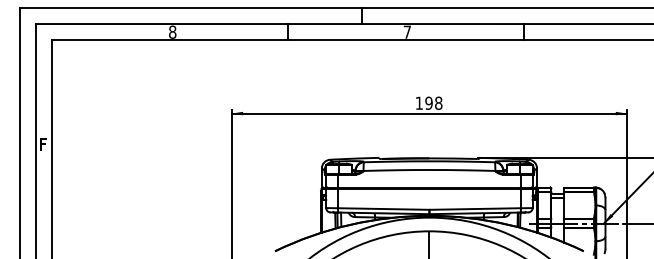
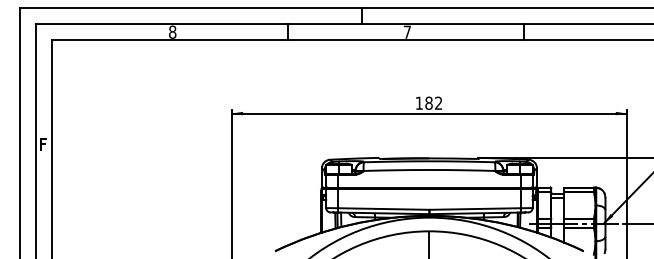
text: 198 -> 182 (433, 102)
